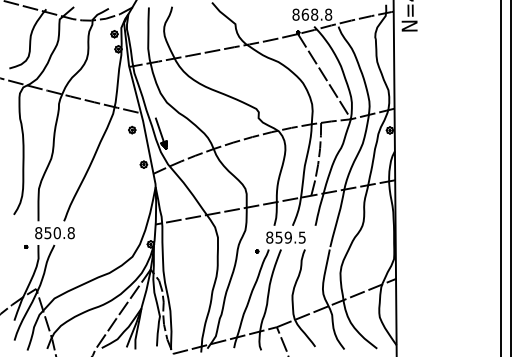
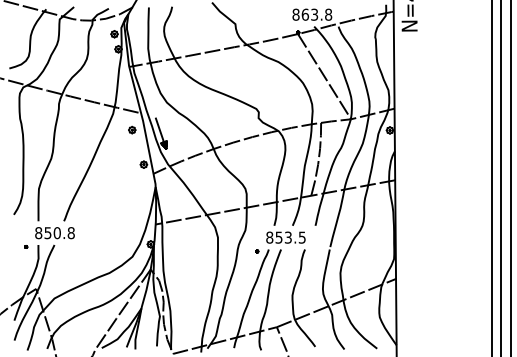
text: 868.8 -> 863.8 (314, 14)
line: none -> present (491, 177)
text: 859.5 -> 853.5 (287, 237)
